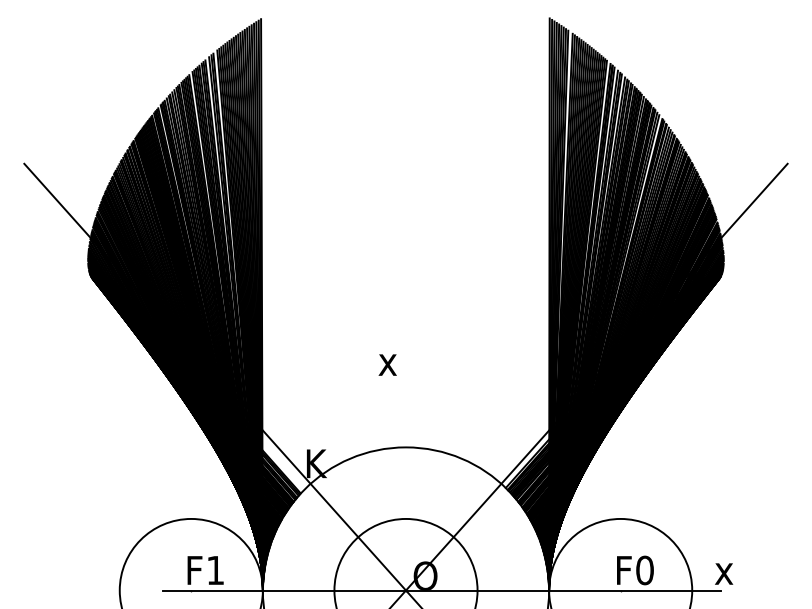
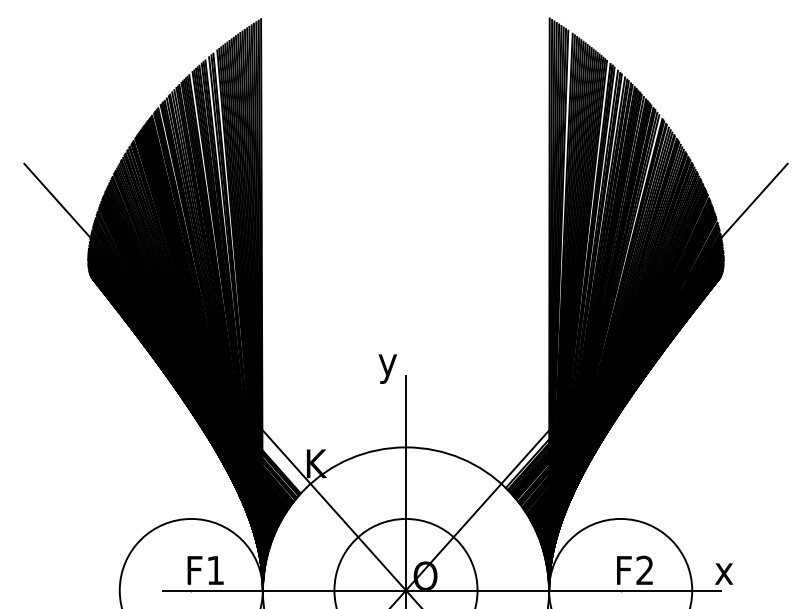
text: x -> y (387, 368)
line: none -> present (406, 490)
text: F0 -> F2 (644, 570)
